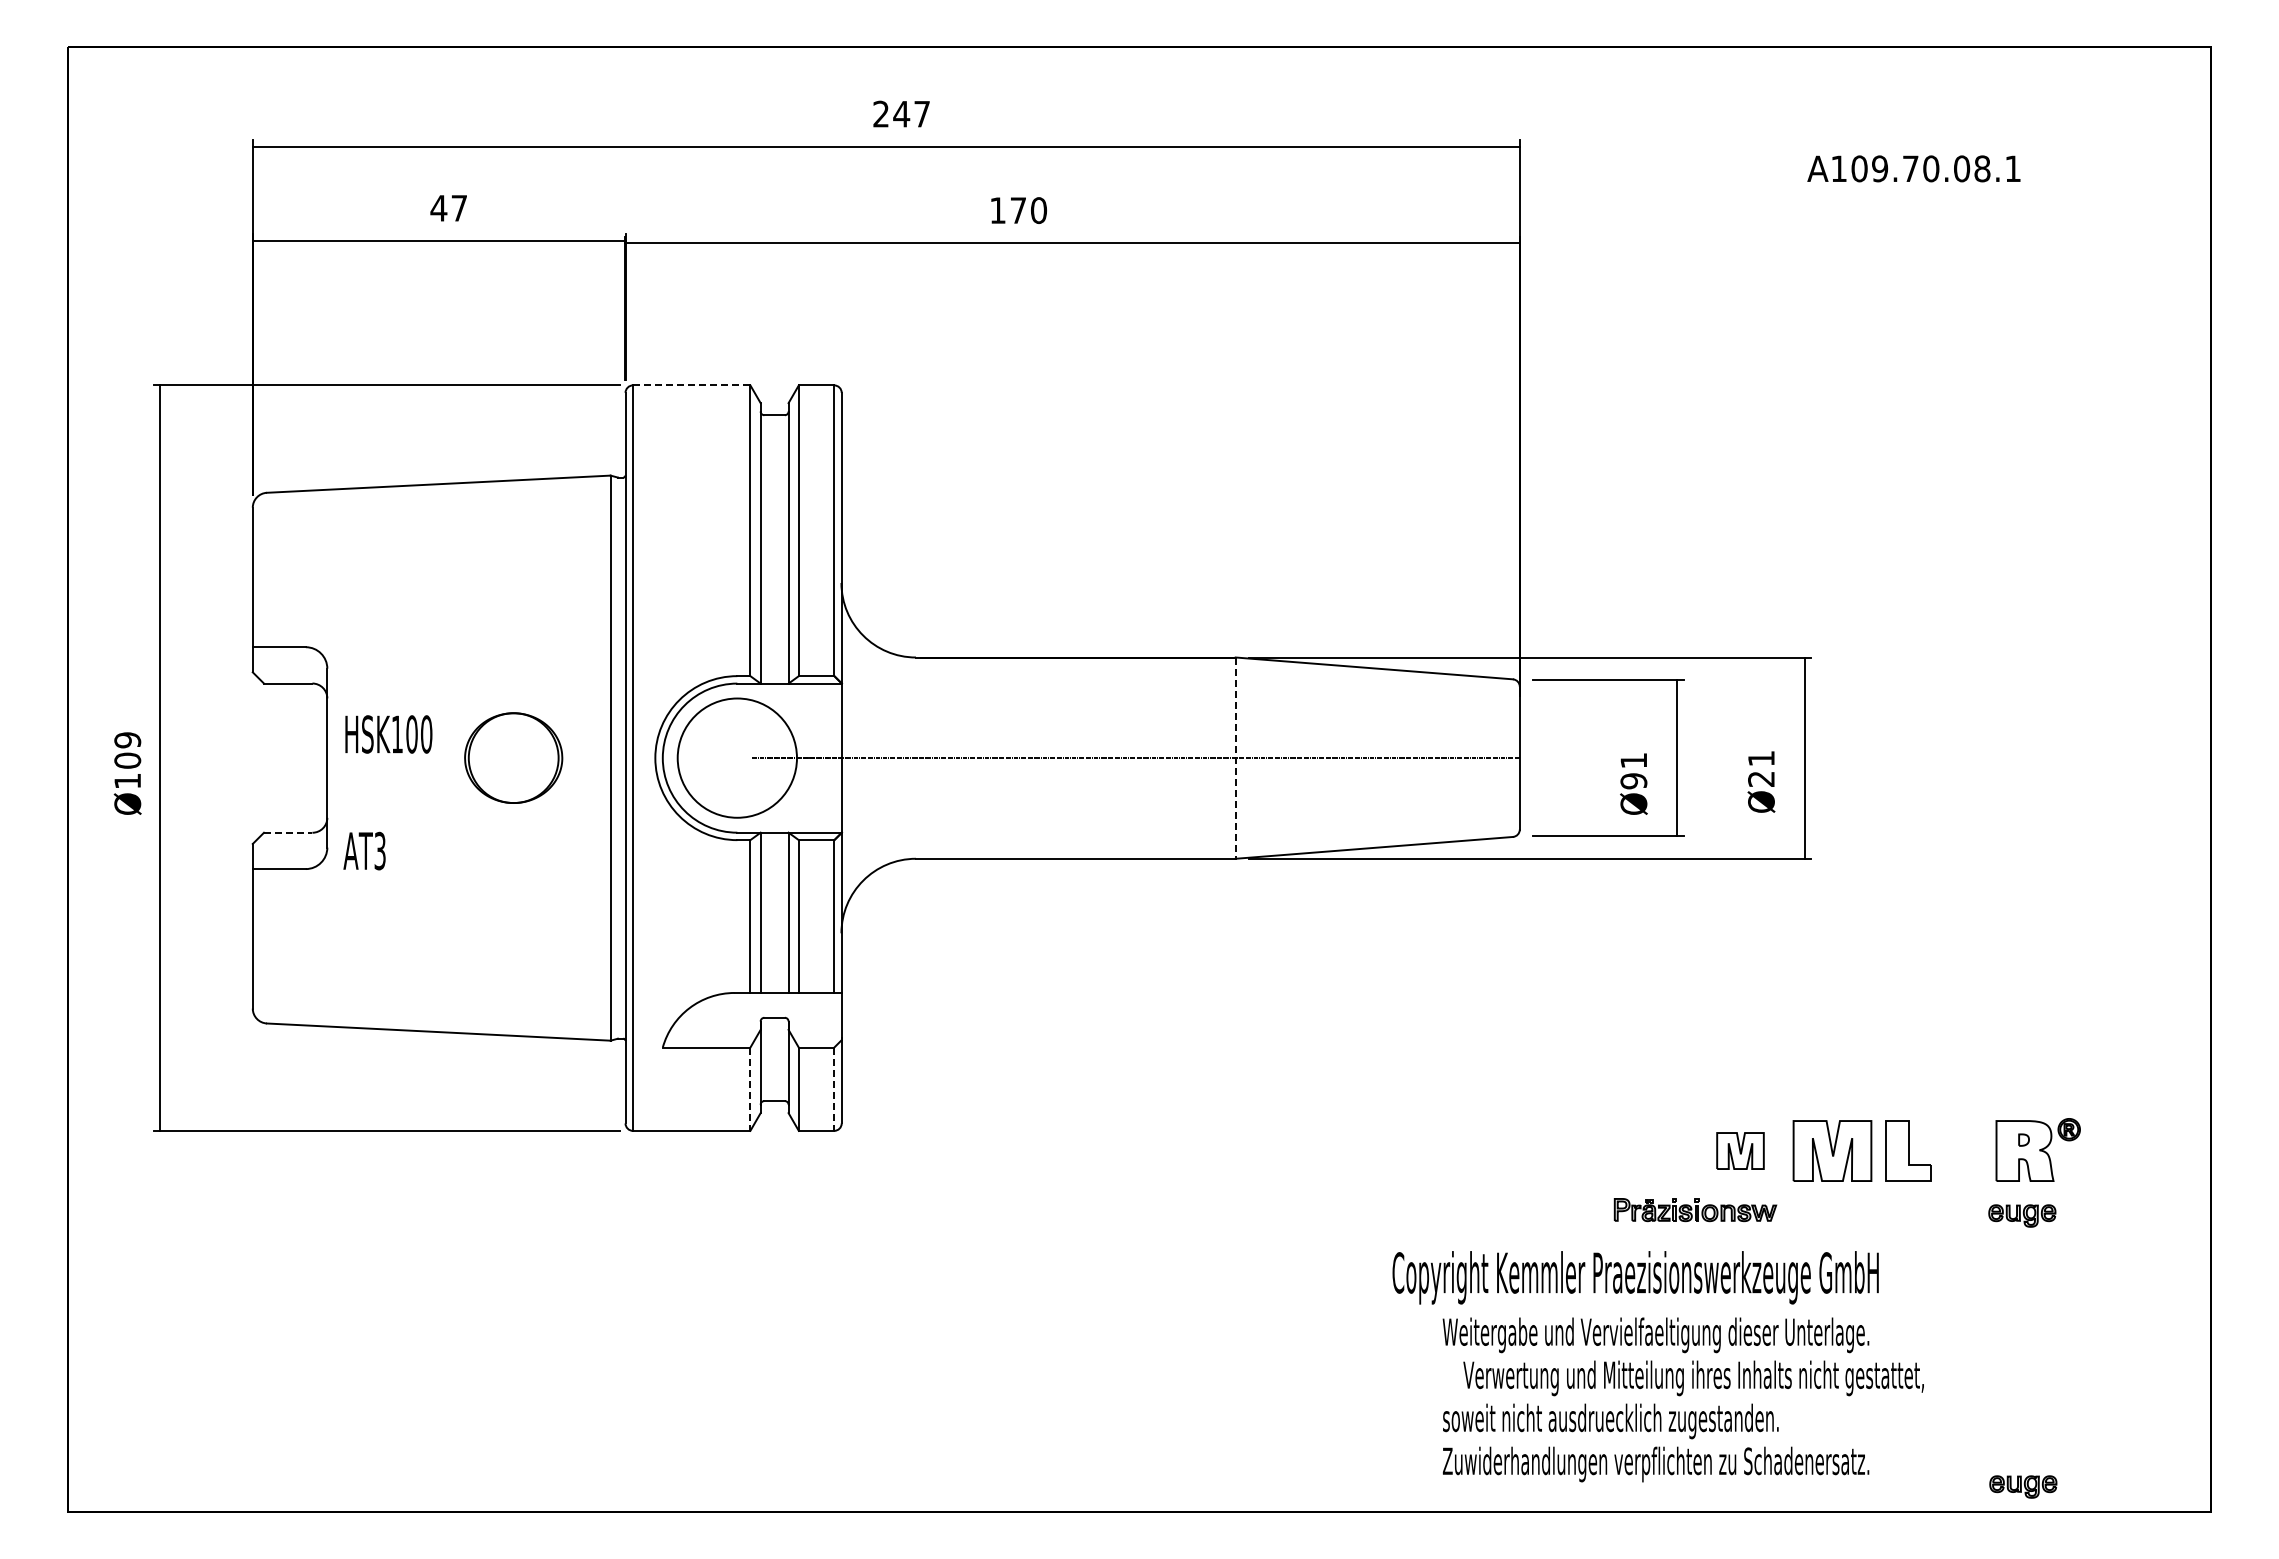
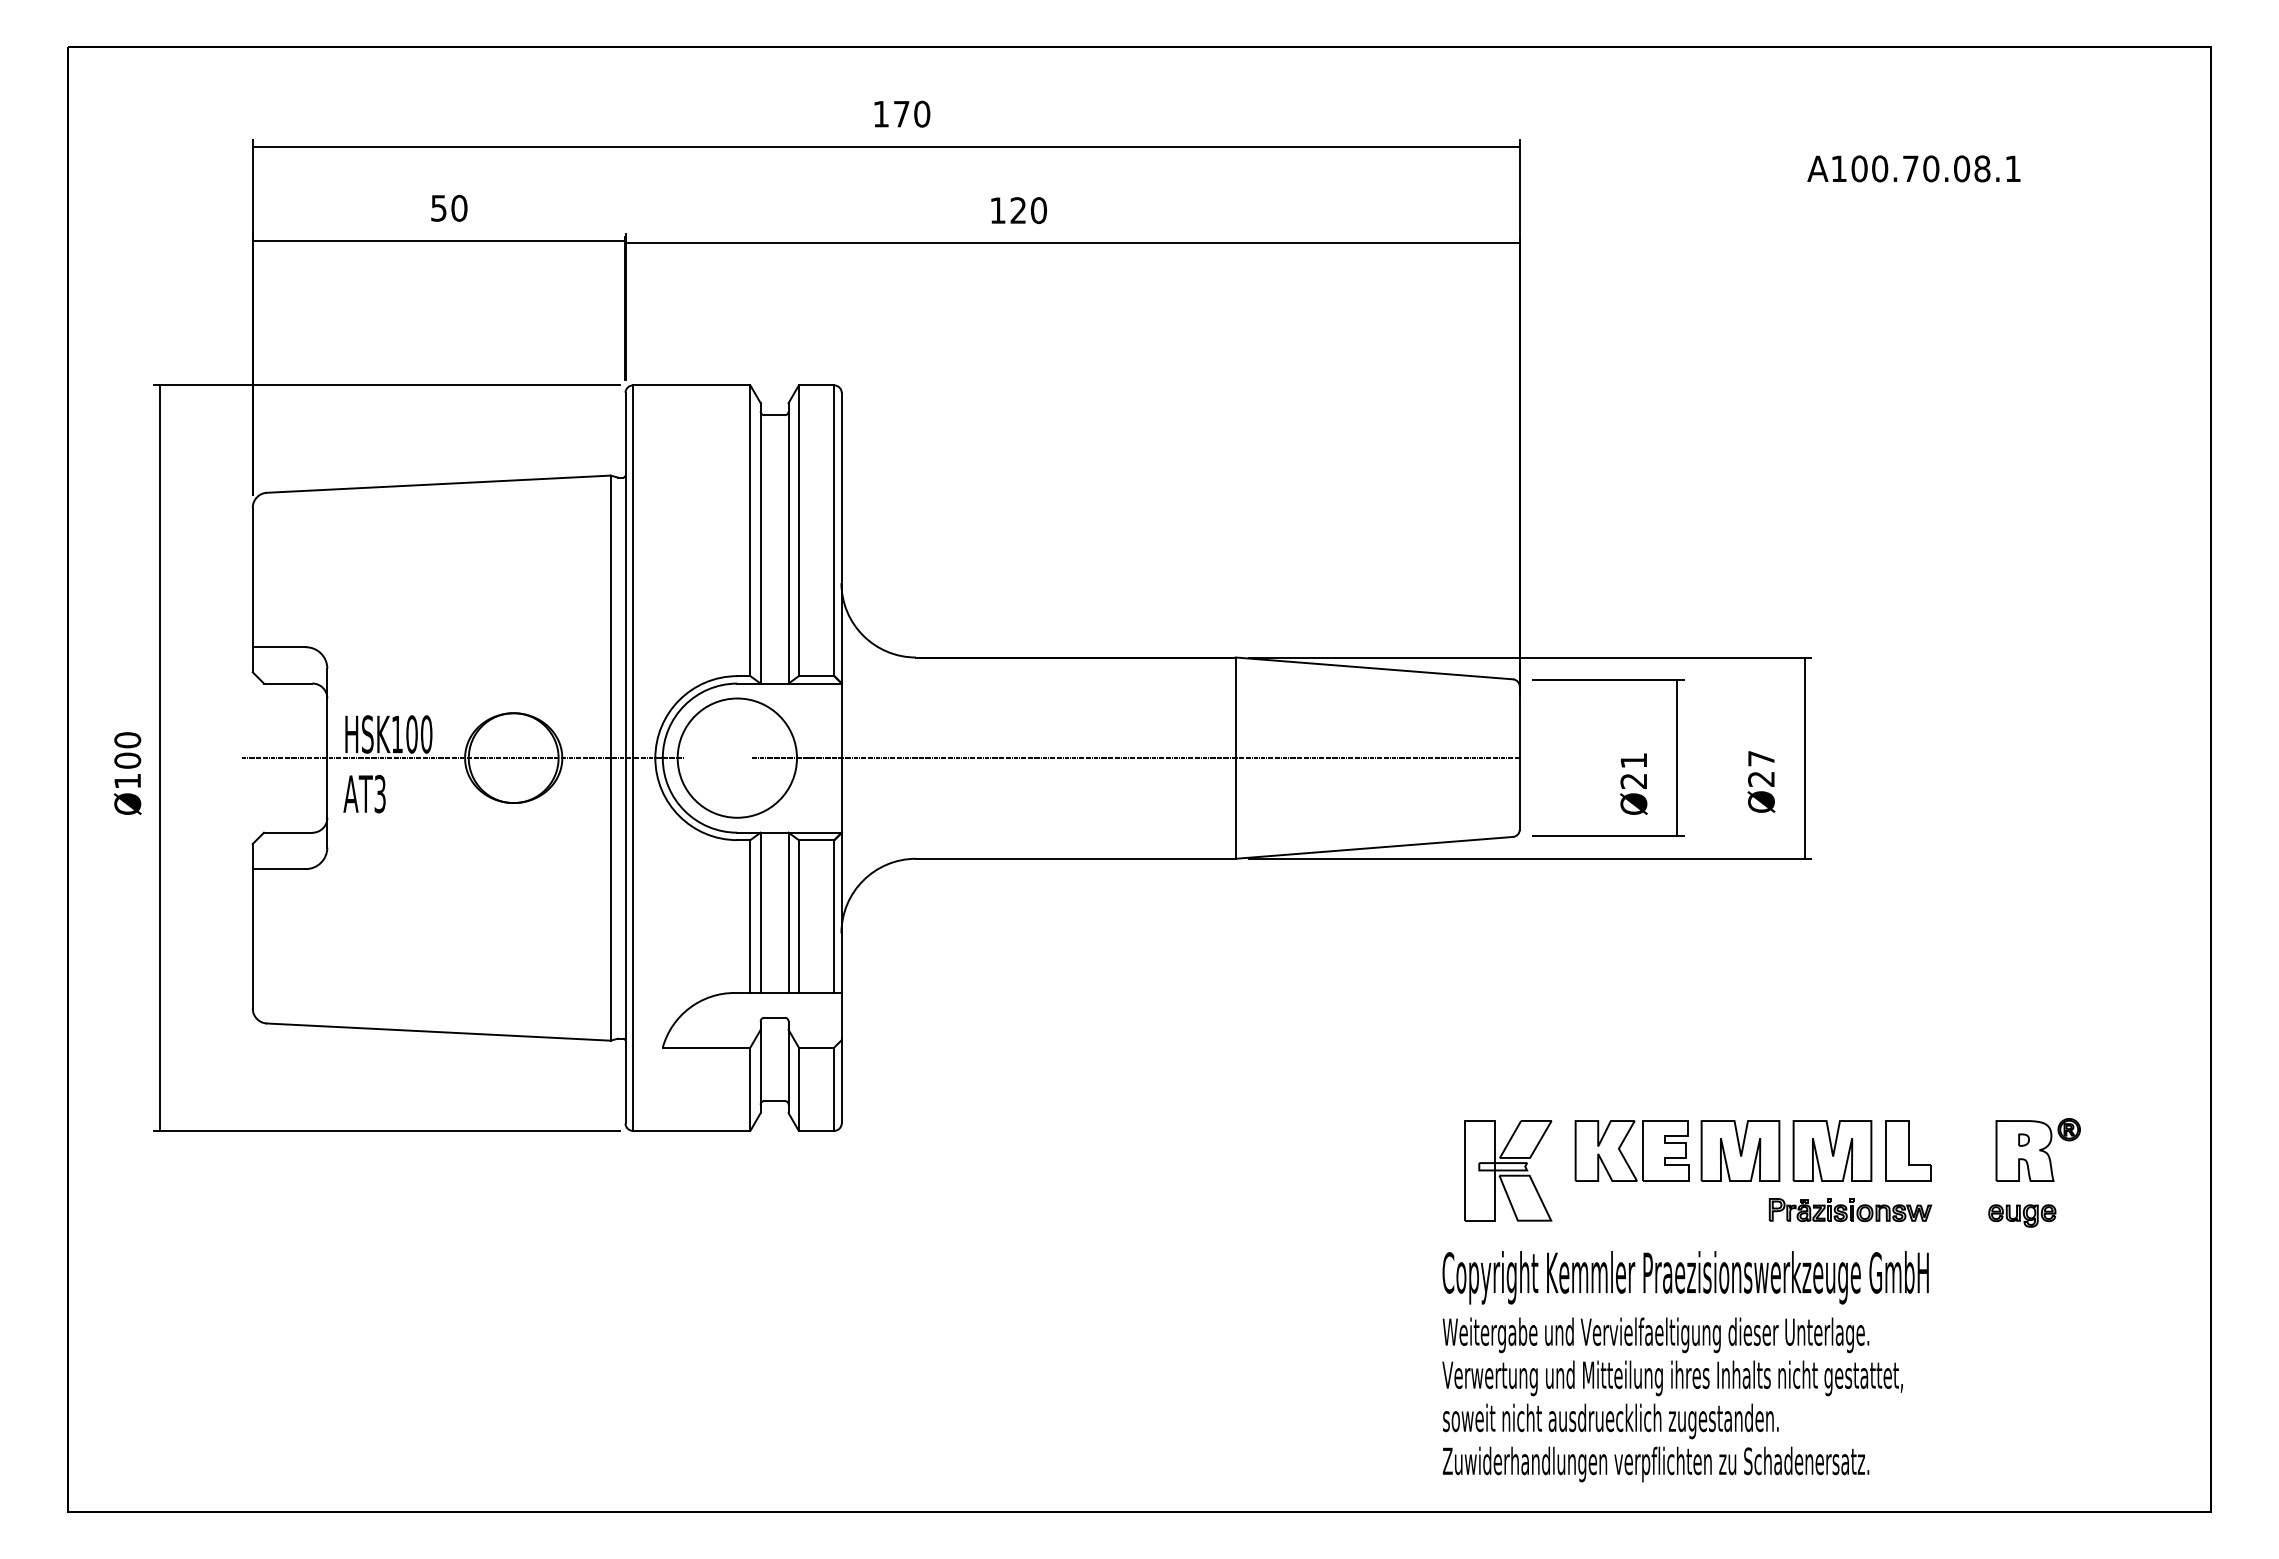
text: 247 -> 170 (901, 113)
text: A109.70.08.1 -> A100.70.08.1 (1880, 168)
text: 47 -> 50 (448, 207)
text: 170 -> 120 (1017, 210)
line: dashed -> solid (691, 385)
text: Ø109 -> Ø100 (127, 740)
line: none -> present (462, 758)
line: dashed -> solid (1235, 758)
text: Ø21 -> Ø27 (1761, 758)
text: Ø91 -> Ø21 (1633, 781)
line: dashed -> solid (288, 832)
text position: (364, 850) -> (364, 793) (364, 793)
line: dashed -> solid (750, 1089)
line: dashed -> solid (834, 1089)
part size: 49x38 px -> 81x62 px (1740, 1150)
part: none -> present (1623, 1154)
part: none -> present (1508, 1170)
part position: (1695, 1210) -> (1850, 1210) (1850, 1210)
text position: (1635, 1277) -> (1685, 1277) (1685, 1277)
text position: (1693, 1378) -> (1672, 1378) (1672, 1378)
part: present -> none (2023, 1486)
